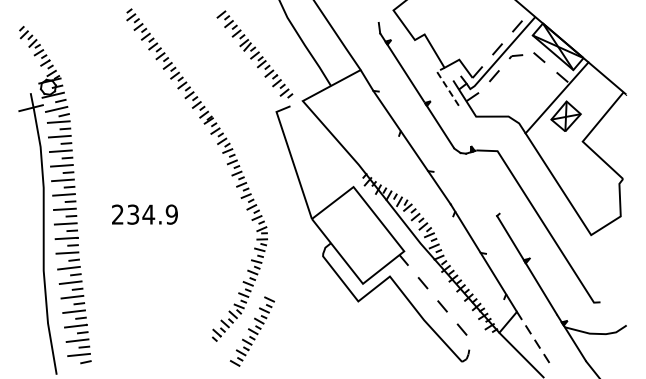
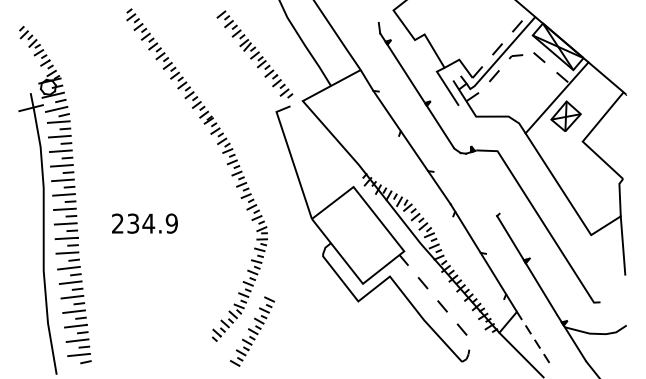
line: dashed -> solid (444, 84)
text position: (144, 214) -> (144, 223) (144, 223)
line: none -> present (622, 245)
